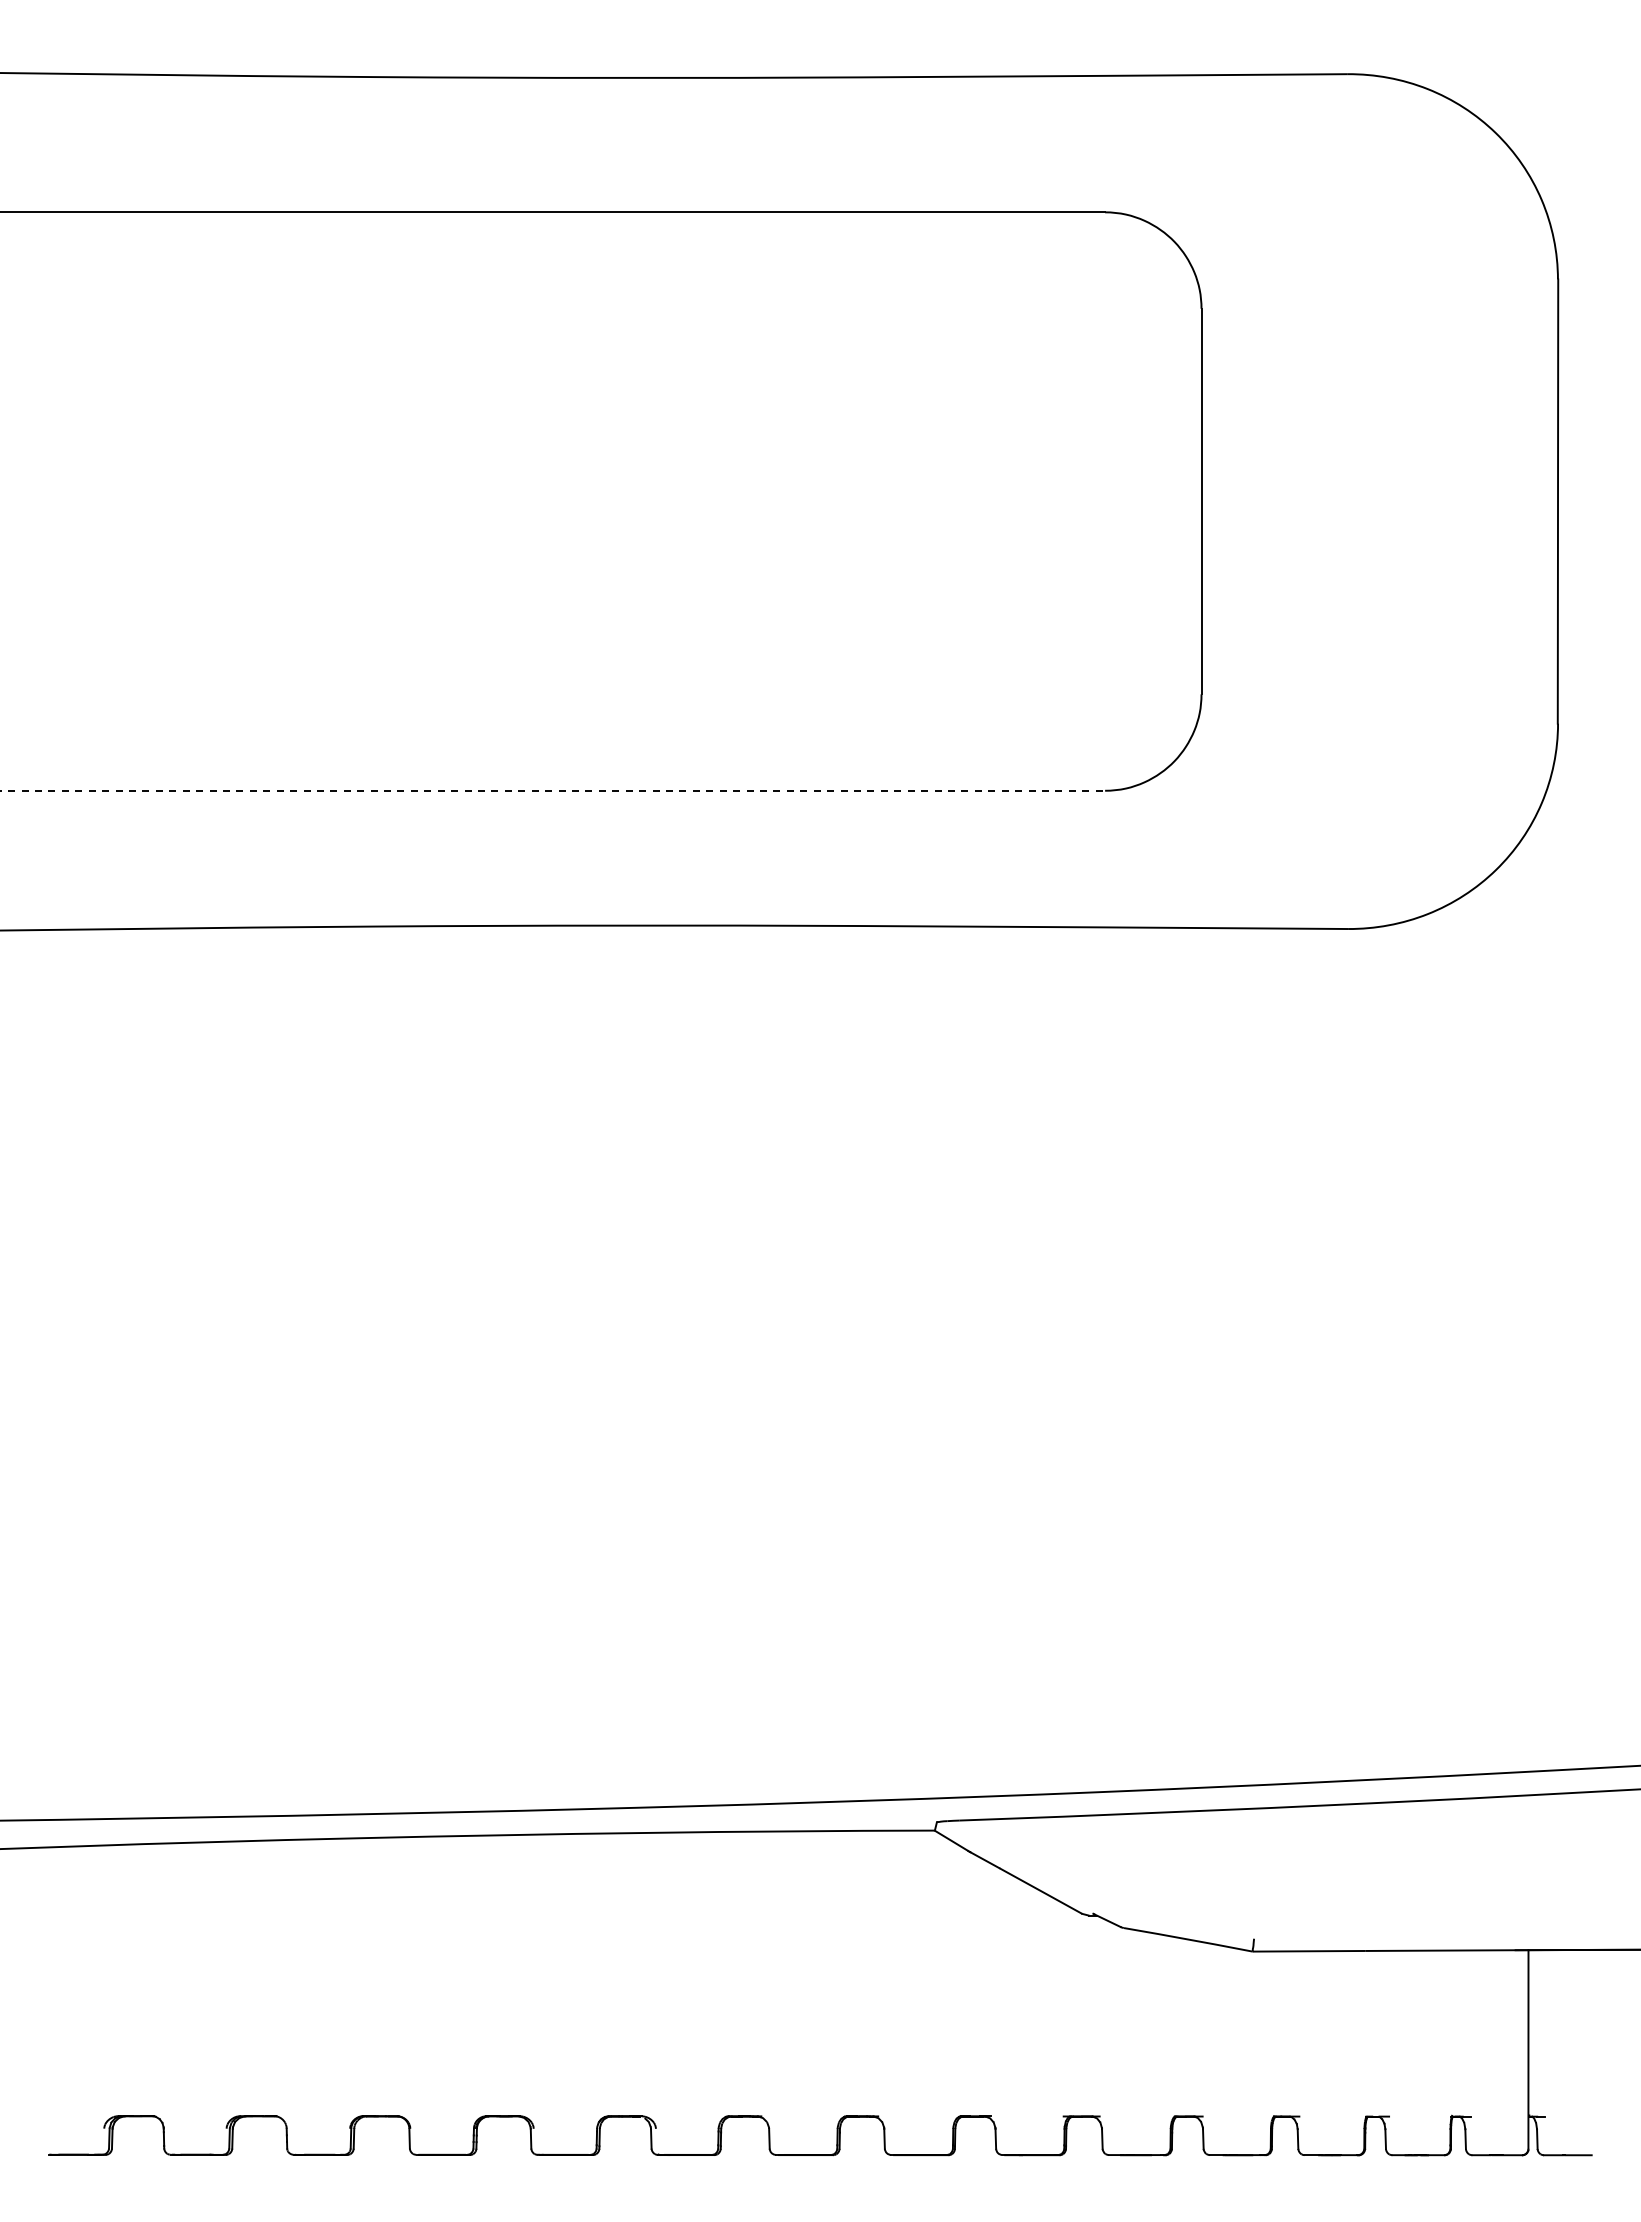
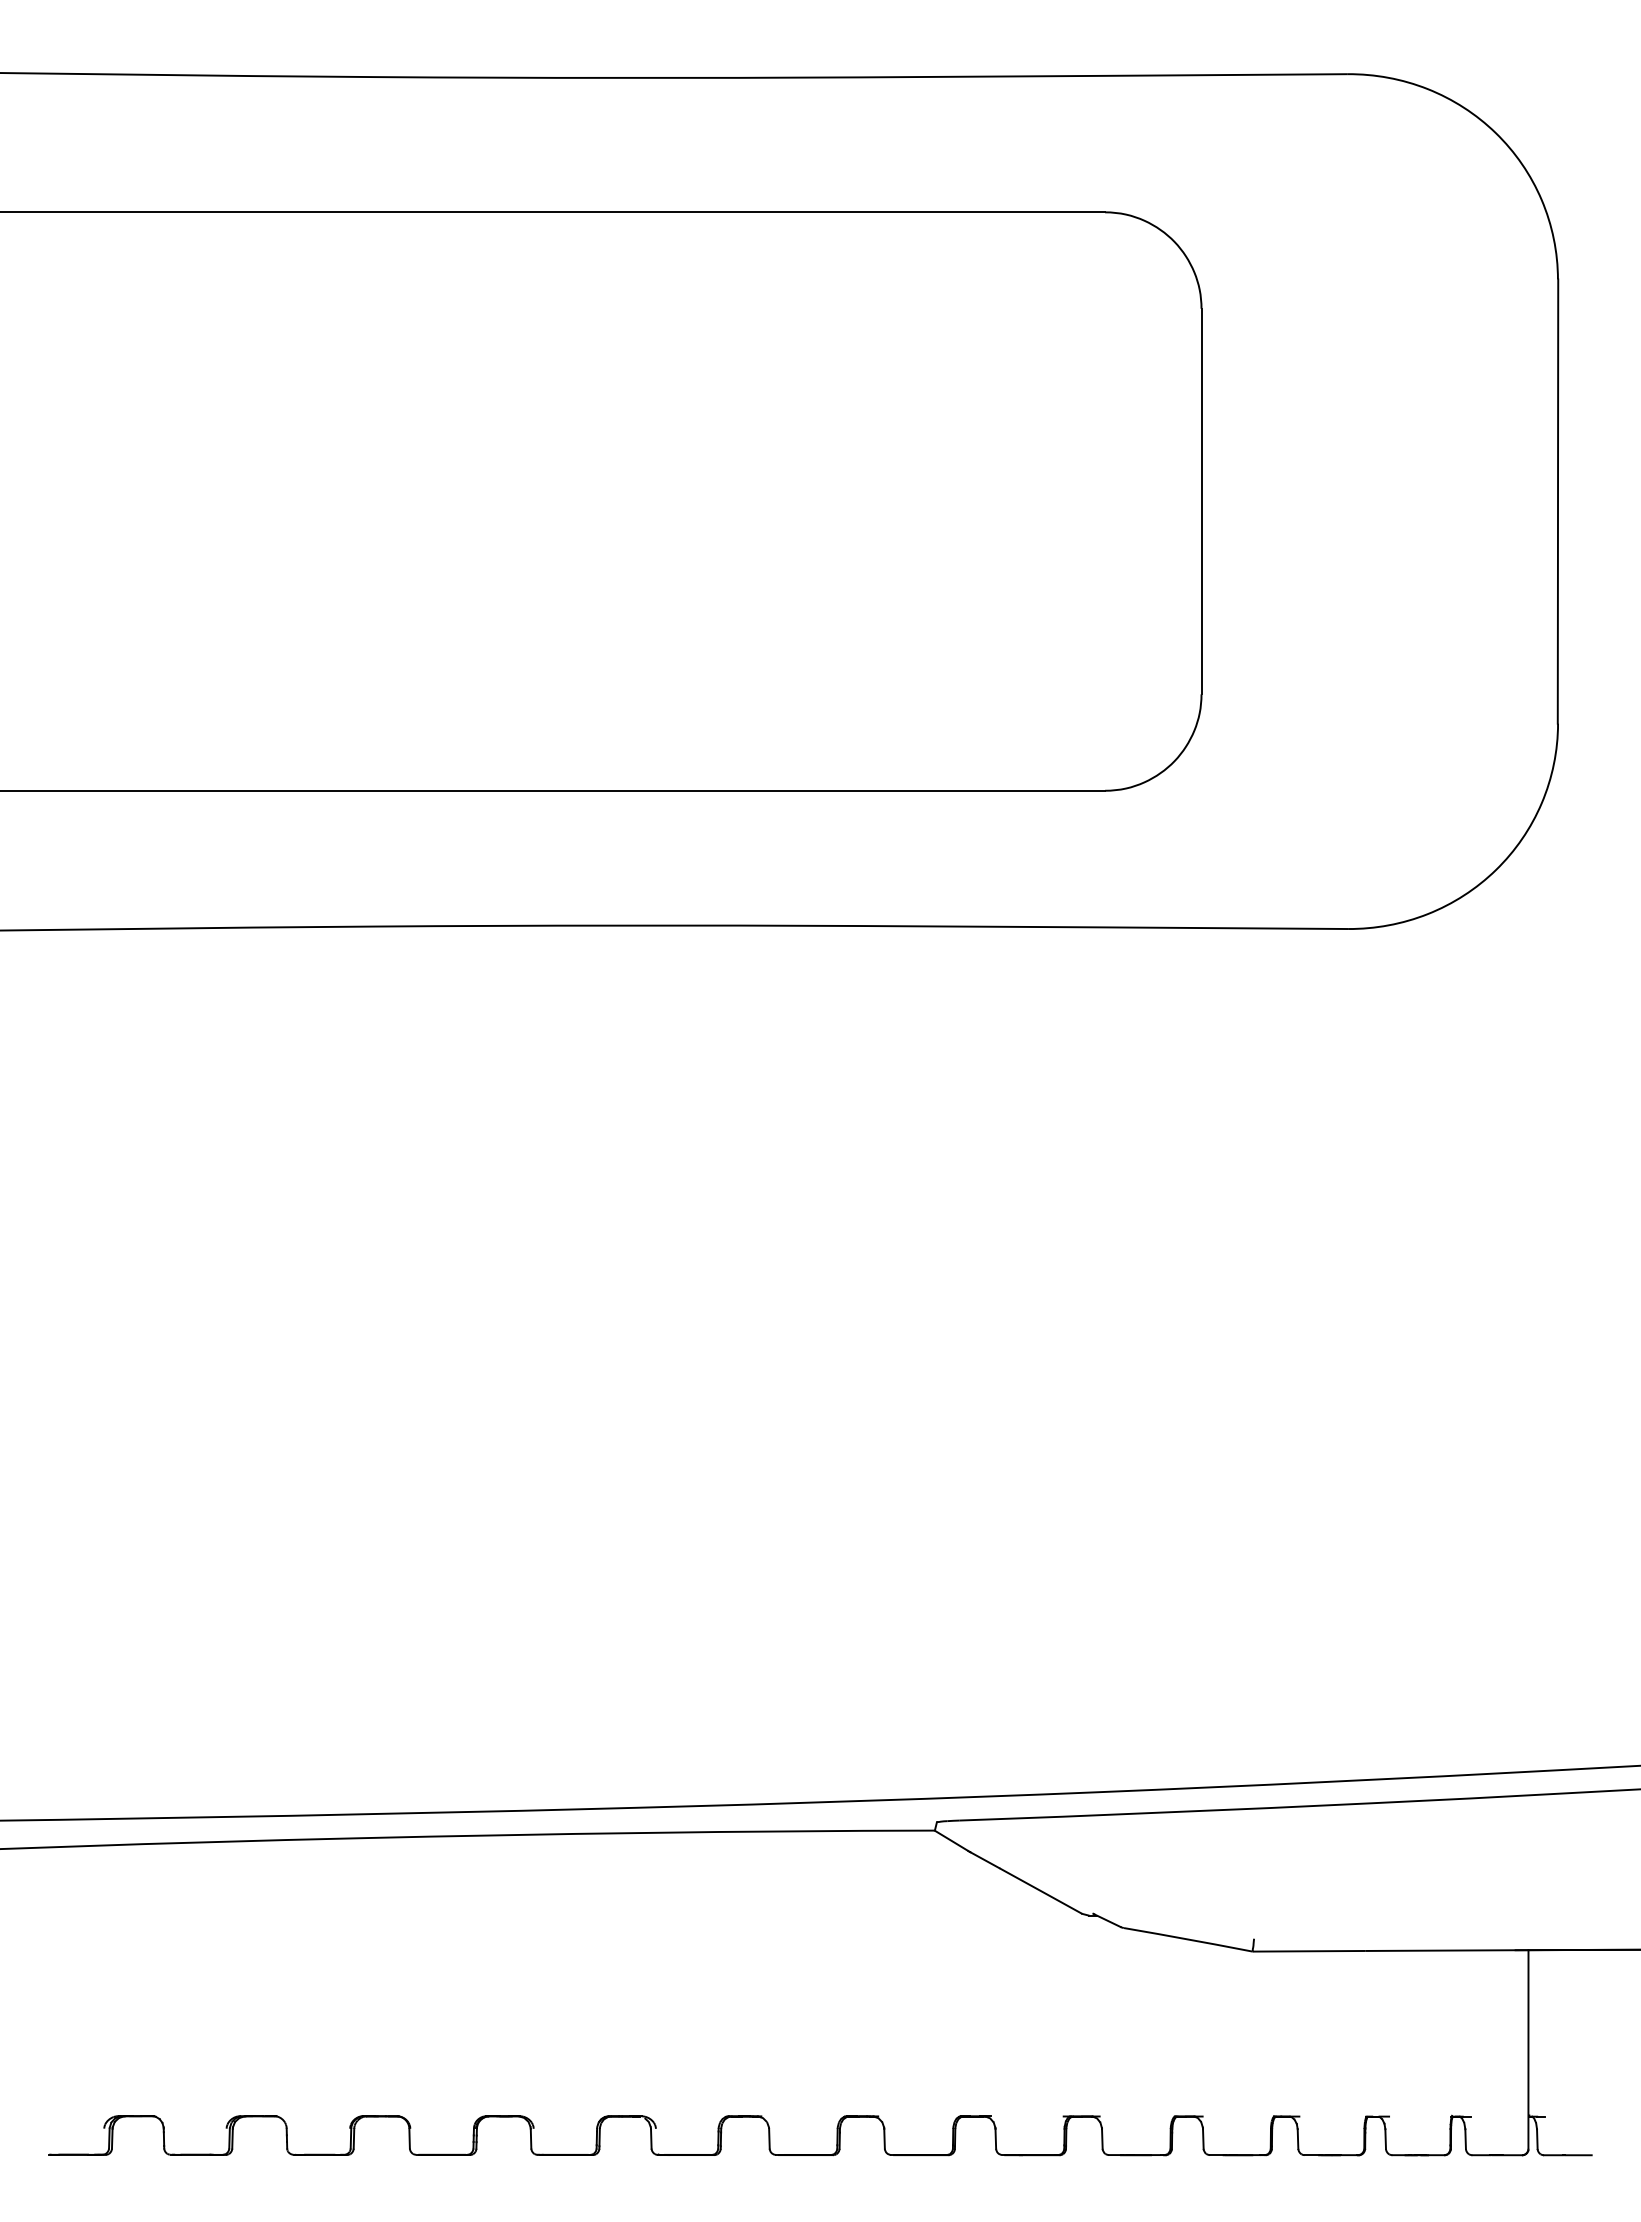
line: dashed -> solid (553, 790)
